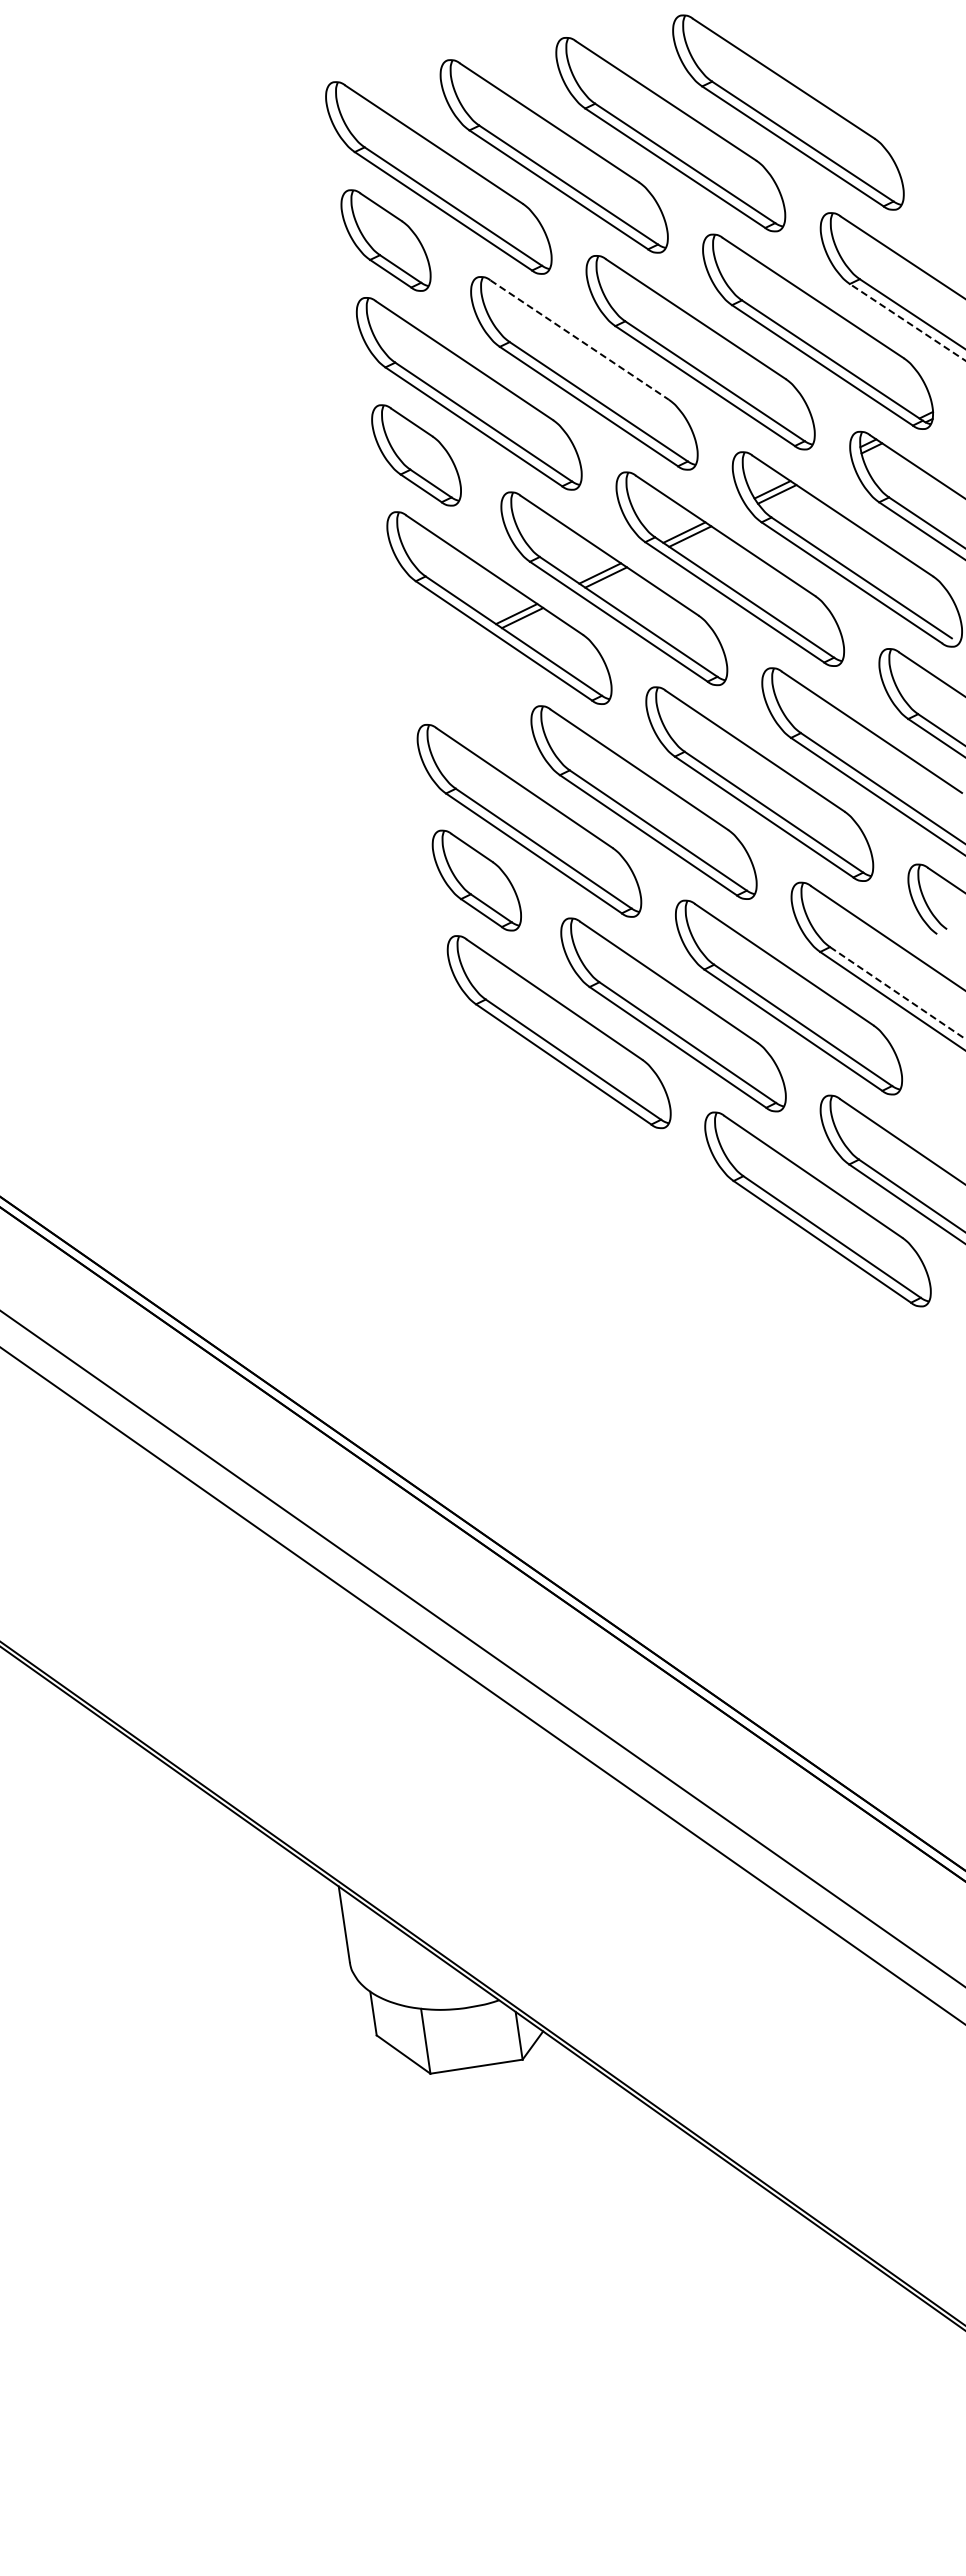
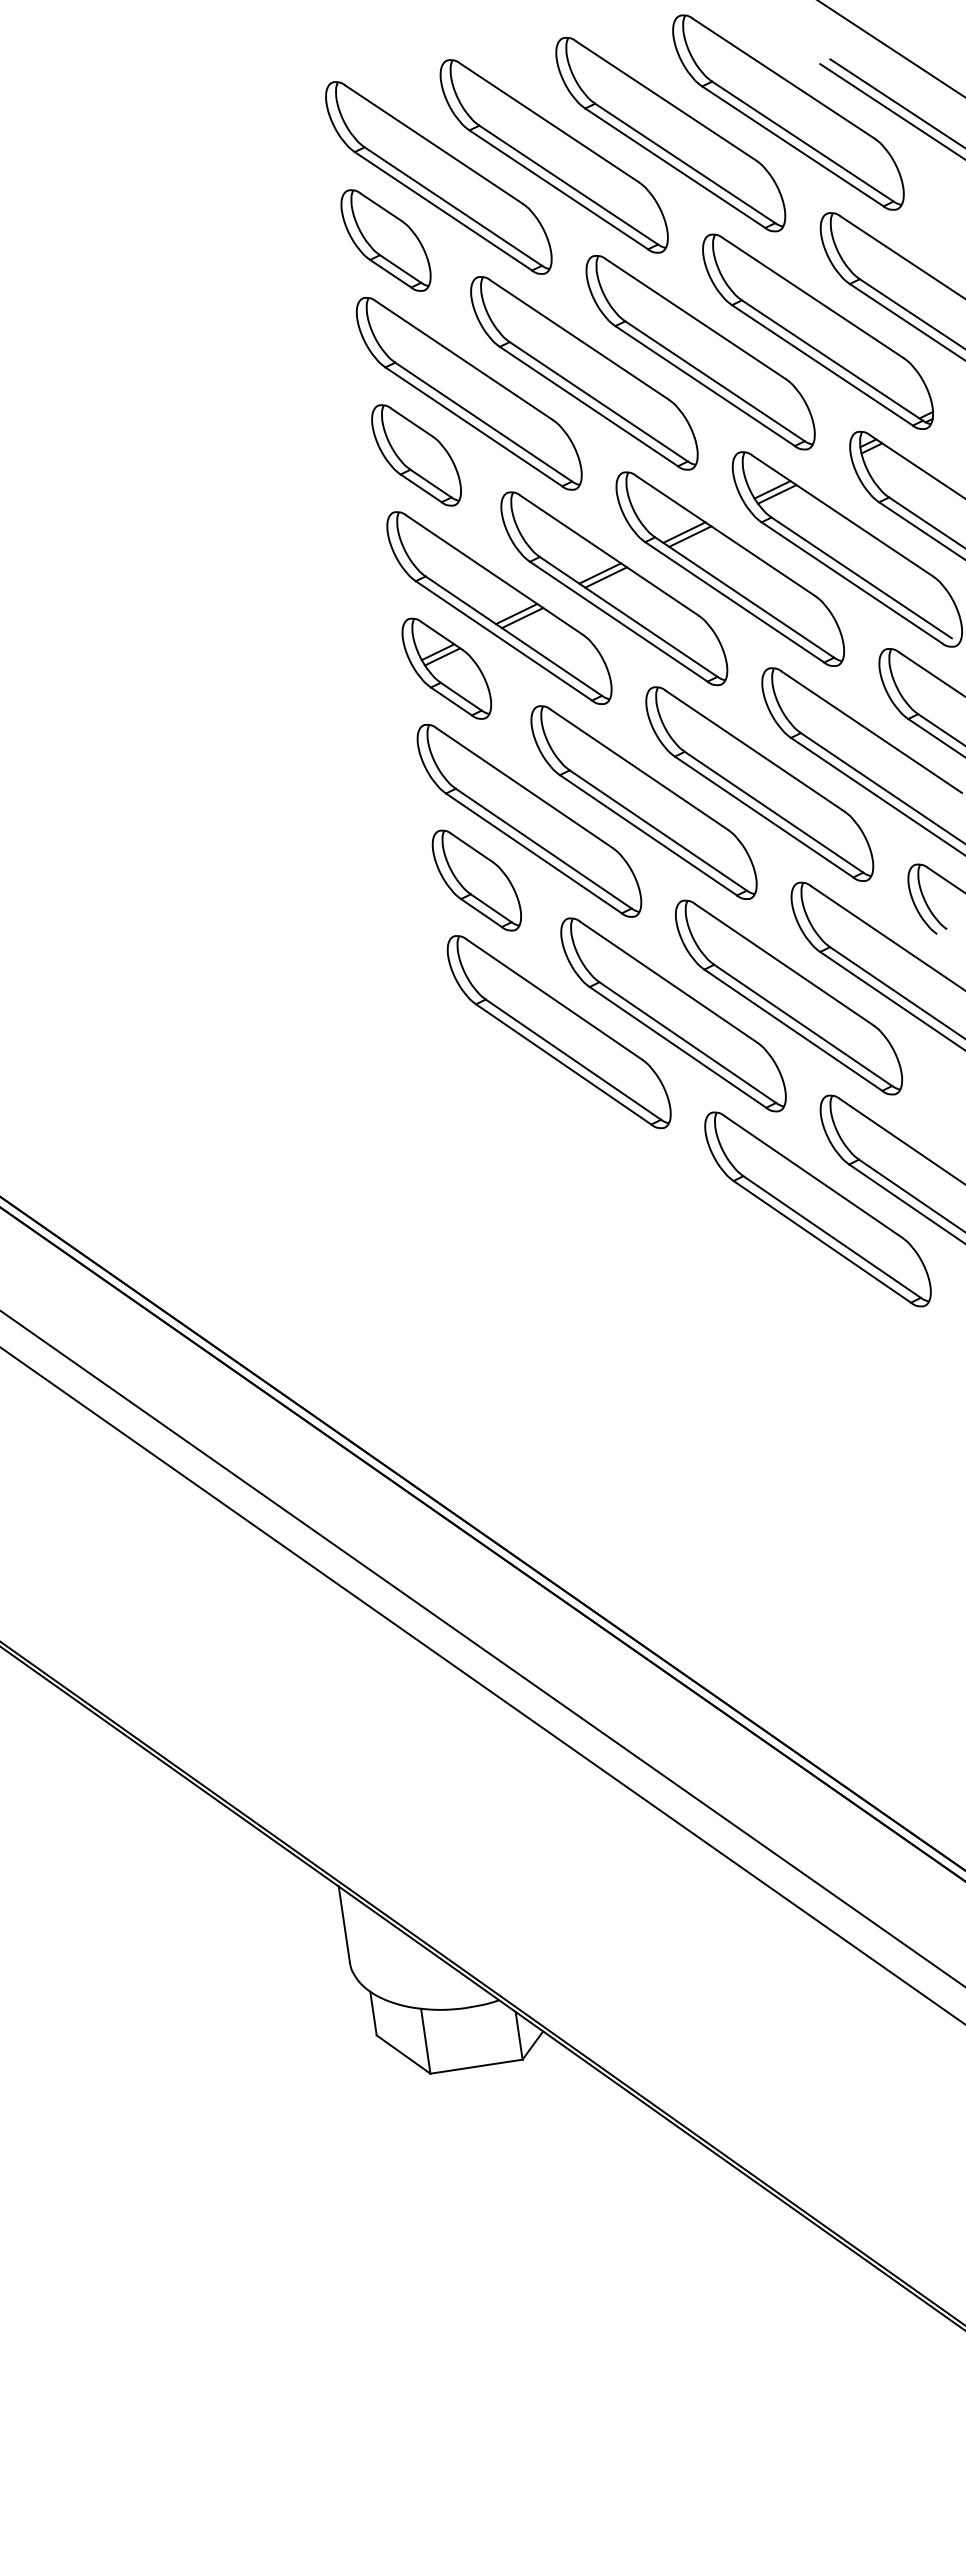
line: none -> present (891, 48)
line: none -> present (896, 102)
line: none -> present (891, 111)
line: dashed -> solid (907, 322)
line: dashed -> solid (580, 340)
part: none -> present (446, 668)
line: dashed -> solid (897, 993)
